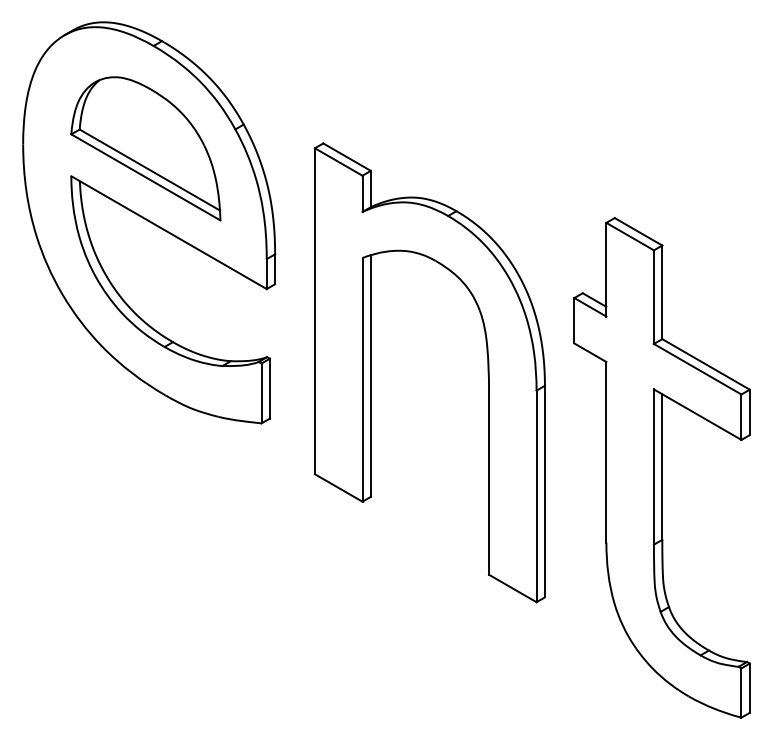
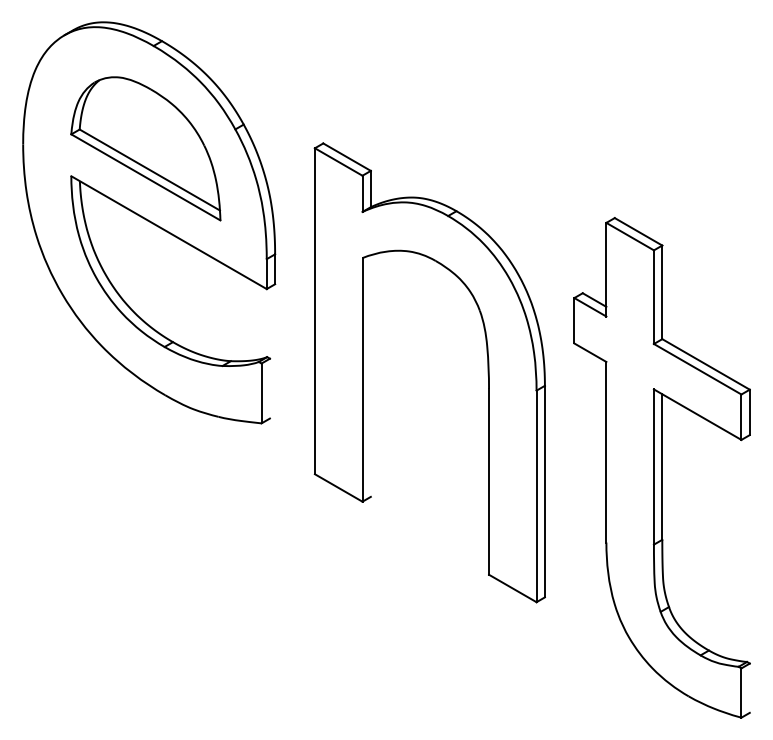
line: present -> none (370, 375)
line: present -> none (269, 388)
line: present -> none (749, 687)
